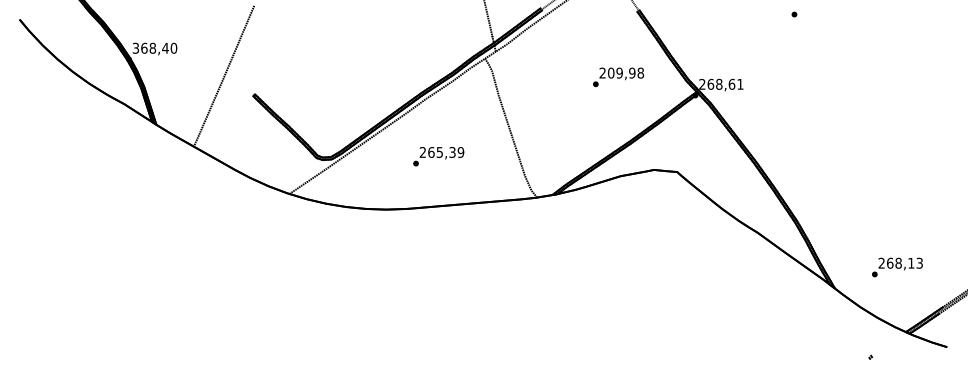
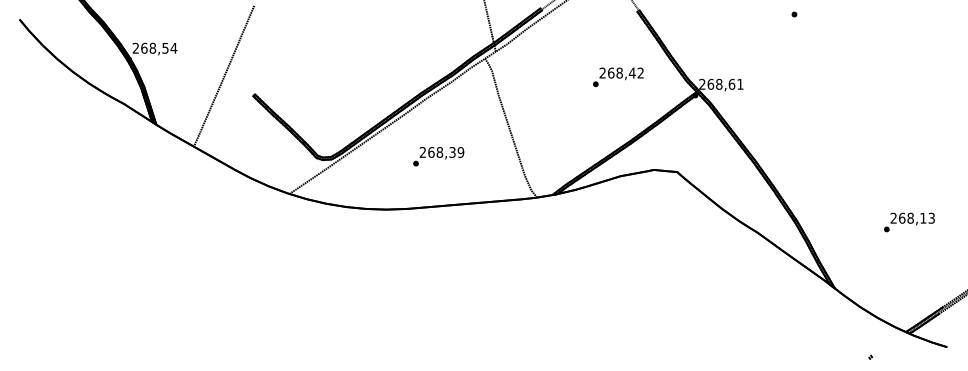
text: 368,40 -> 268,54 (154, 47)
text: 209,98 -> 268,42 (626, 72)
text: 265,39 -> 268,39 (439, 152)
text position: (897, 267) -> (909, 222) (909, 222)
